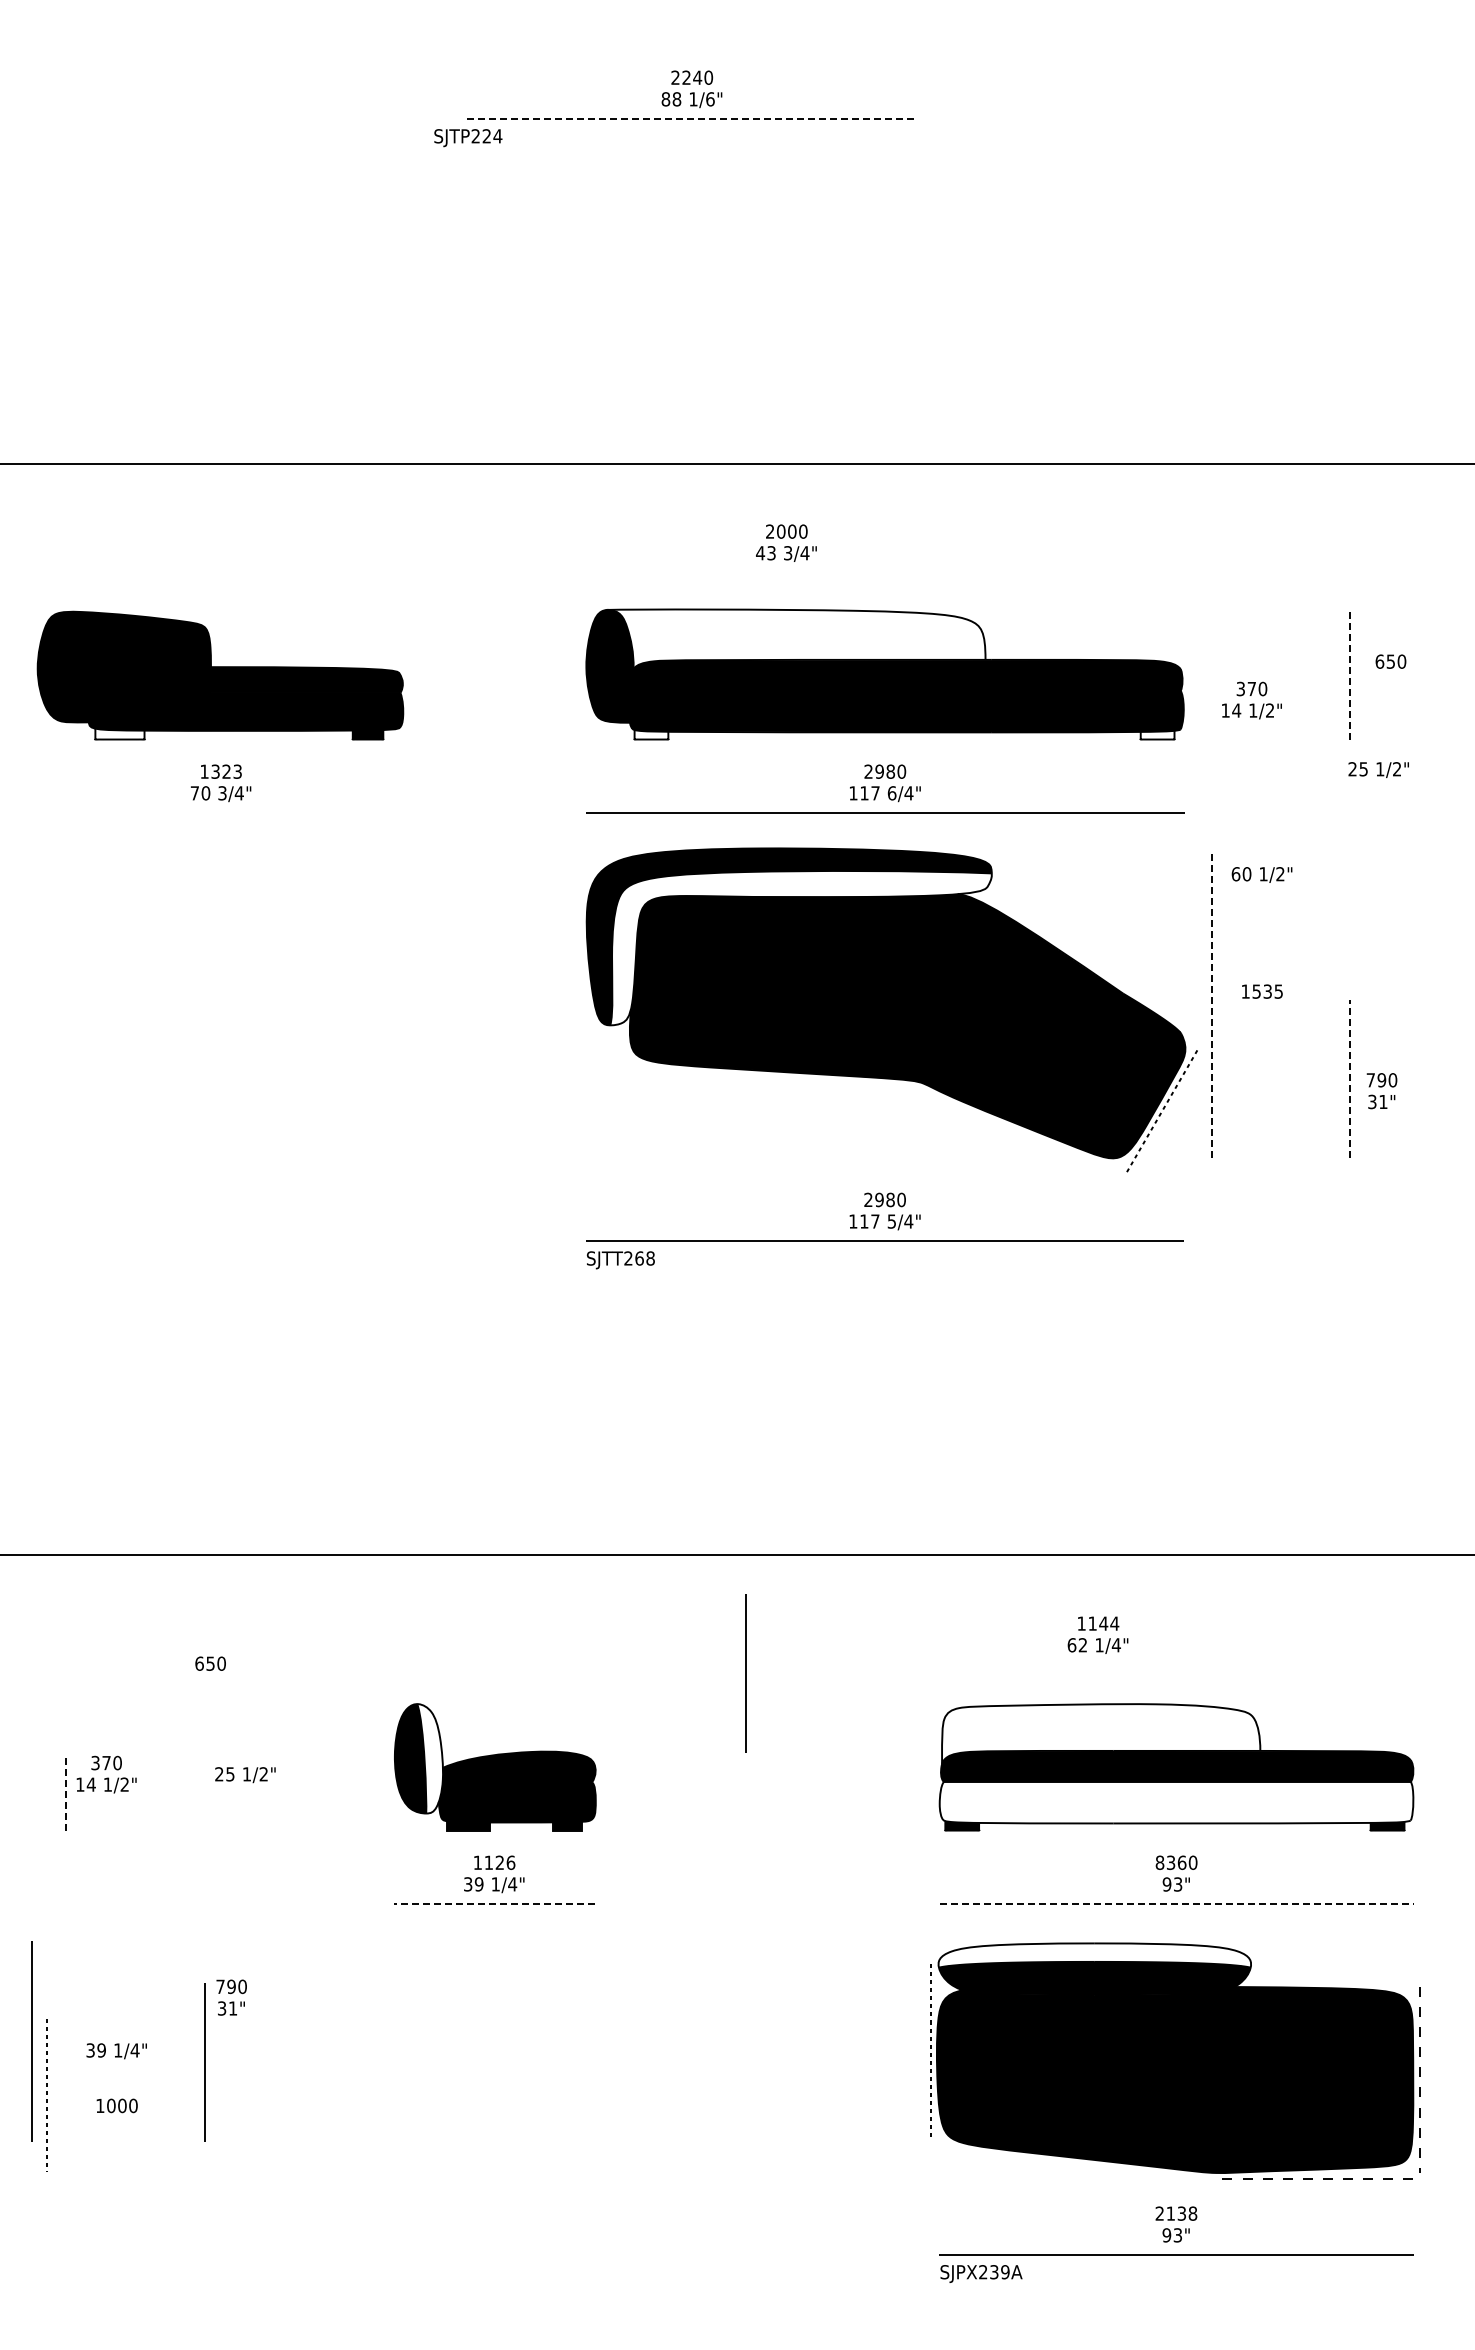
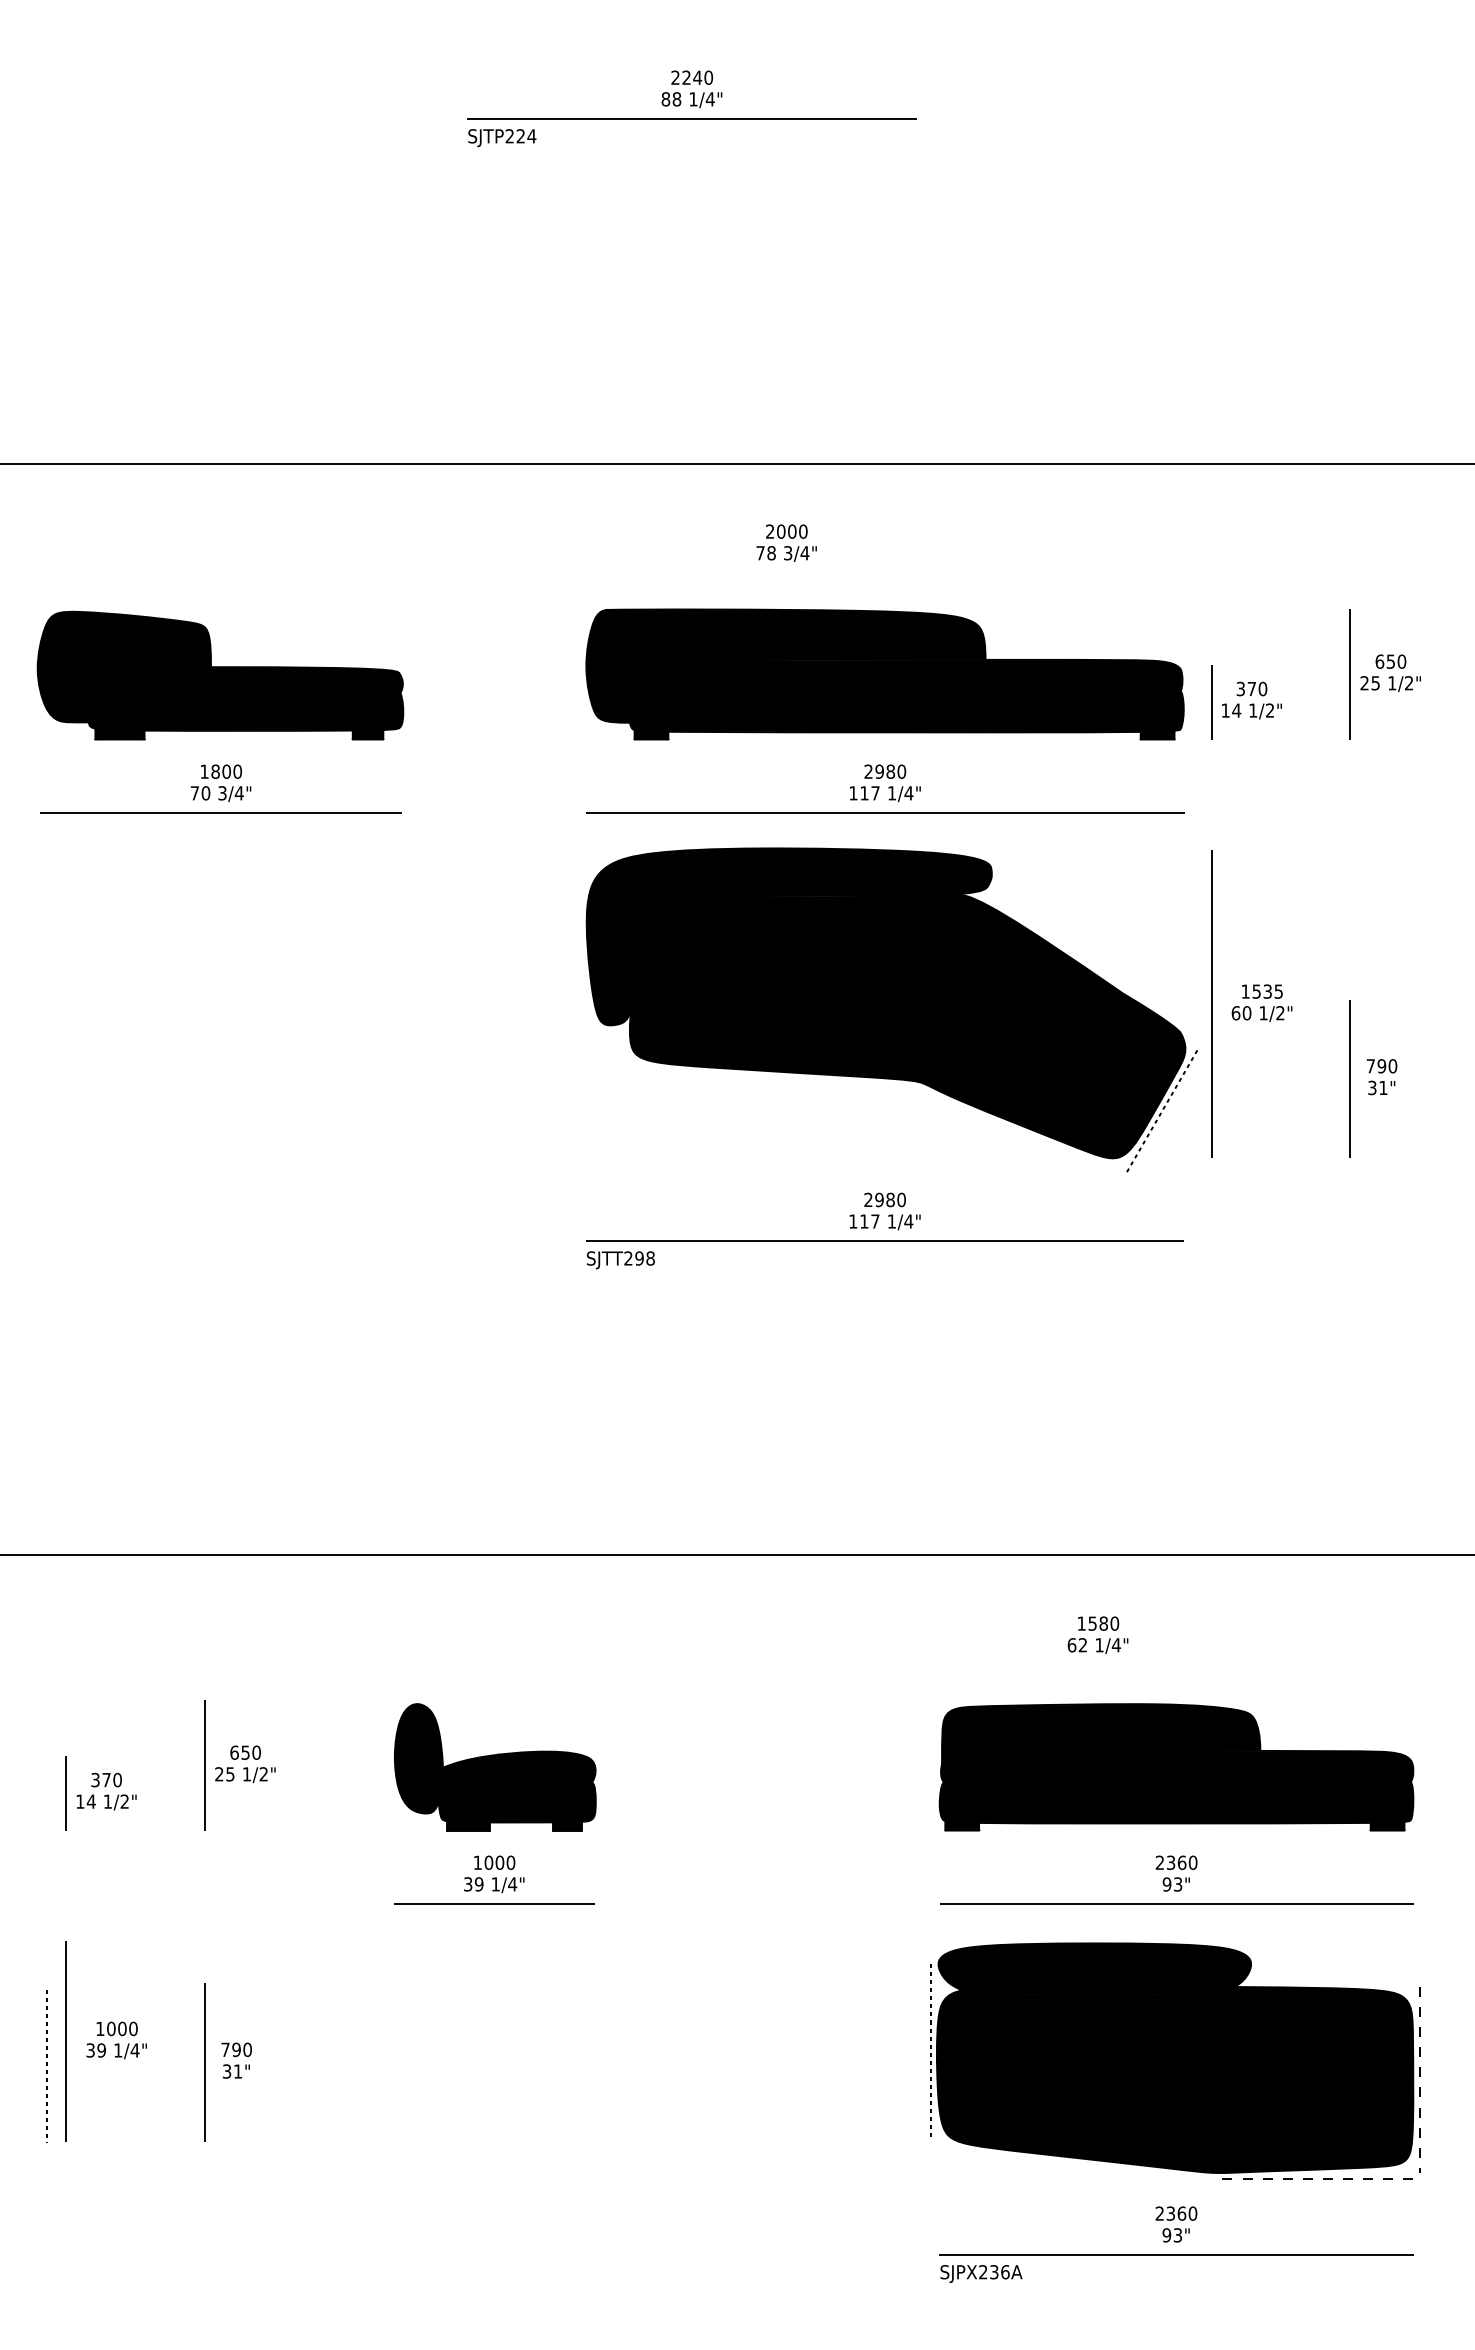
text: 1/6" -> 1/4" (709, 99)
line: dashed -> solid (692, 118)
text position: (468, 138) -> (502, 138) (502, 138)
text: 43 -> 78 (765, 553)
fill: none -> present (796, 638)
line: dashed -> solid (1350, 673)
line: none -> present (1211, 702)
fill: none -> present (119, 733)
fill: none -> present (651, 734)
fill: none -> present (1157, 734)
text position: (1378, 769) -> (1390, 683) (1390, 683)
text: 1323 -> 1800 (226, 771)
text: 6/4" -> 1/4" (891, 793)
line: none -> present (220, 812)
text position: (1261, 874) -> (1261, 1013) (1261, 1013)
fill: none -> present (800, 948)
line: dashed -> solid (1211, 1003)
line: dashed -> solid (1350, 1078)
text position: (1381, 1091) -> (1381, 1077) (1381, 1077)
text: 5/4" -> 1/4" (891, 1221)
text: SJTT268 -> SJTT298 (639, 1258)
text: 1144 -> 1580 (1103, 1623)
text position: (210, 1663) -> (245, 1752) (245, 1752)
line: present -> none (745, 1673)
fill: none -> present (1101, 1734)
fill: none -> present (430, 1758)
line: none -> present (204, 1765)
text position: (106, 1774) -> (106, 1791) (106, 1791)
line: dashed -> solid (66, 1792)
fill: none -> present (1176, 1802)
text: 1126 -> 1000 (499, 1862)
text: 8360 -> 2360 (1159, 1862)
line: dashed -> solid (493, 1903)
line: dashed -> solid (1177, 1903)
fill: none -> present (1094, 1955)
text position: (231, 1997) -> (236, 2060) (236, 2060)
line position: (31, 2041) -> (65, 2041) (65, 2041)
line position: (46, 2094) -> (46, 2065) (46, 2065)
text position: (116, 2105) -> (116, 2028) (116, 2028)
text: 2138 -> 2360 (1181, 2213)
text: SJPX239A -> SJPX236A (1005, 2272)
